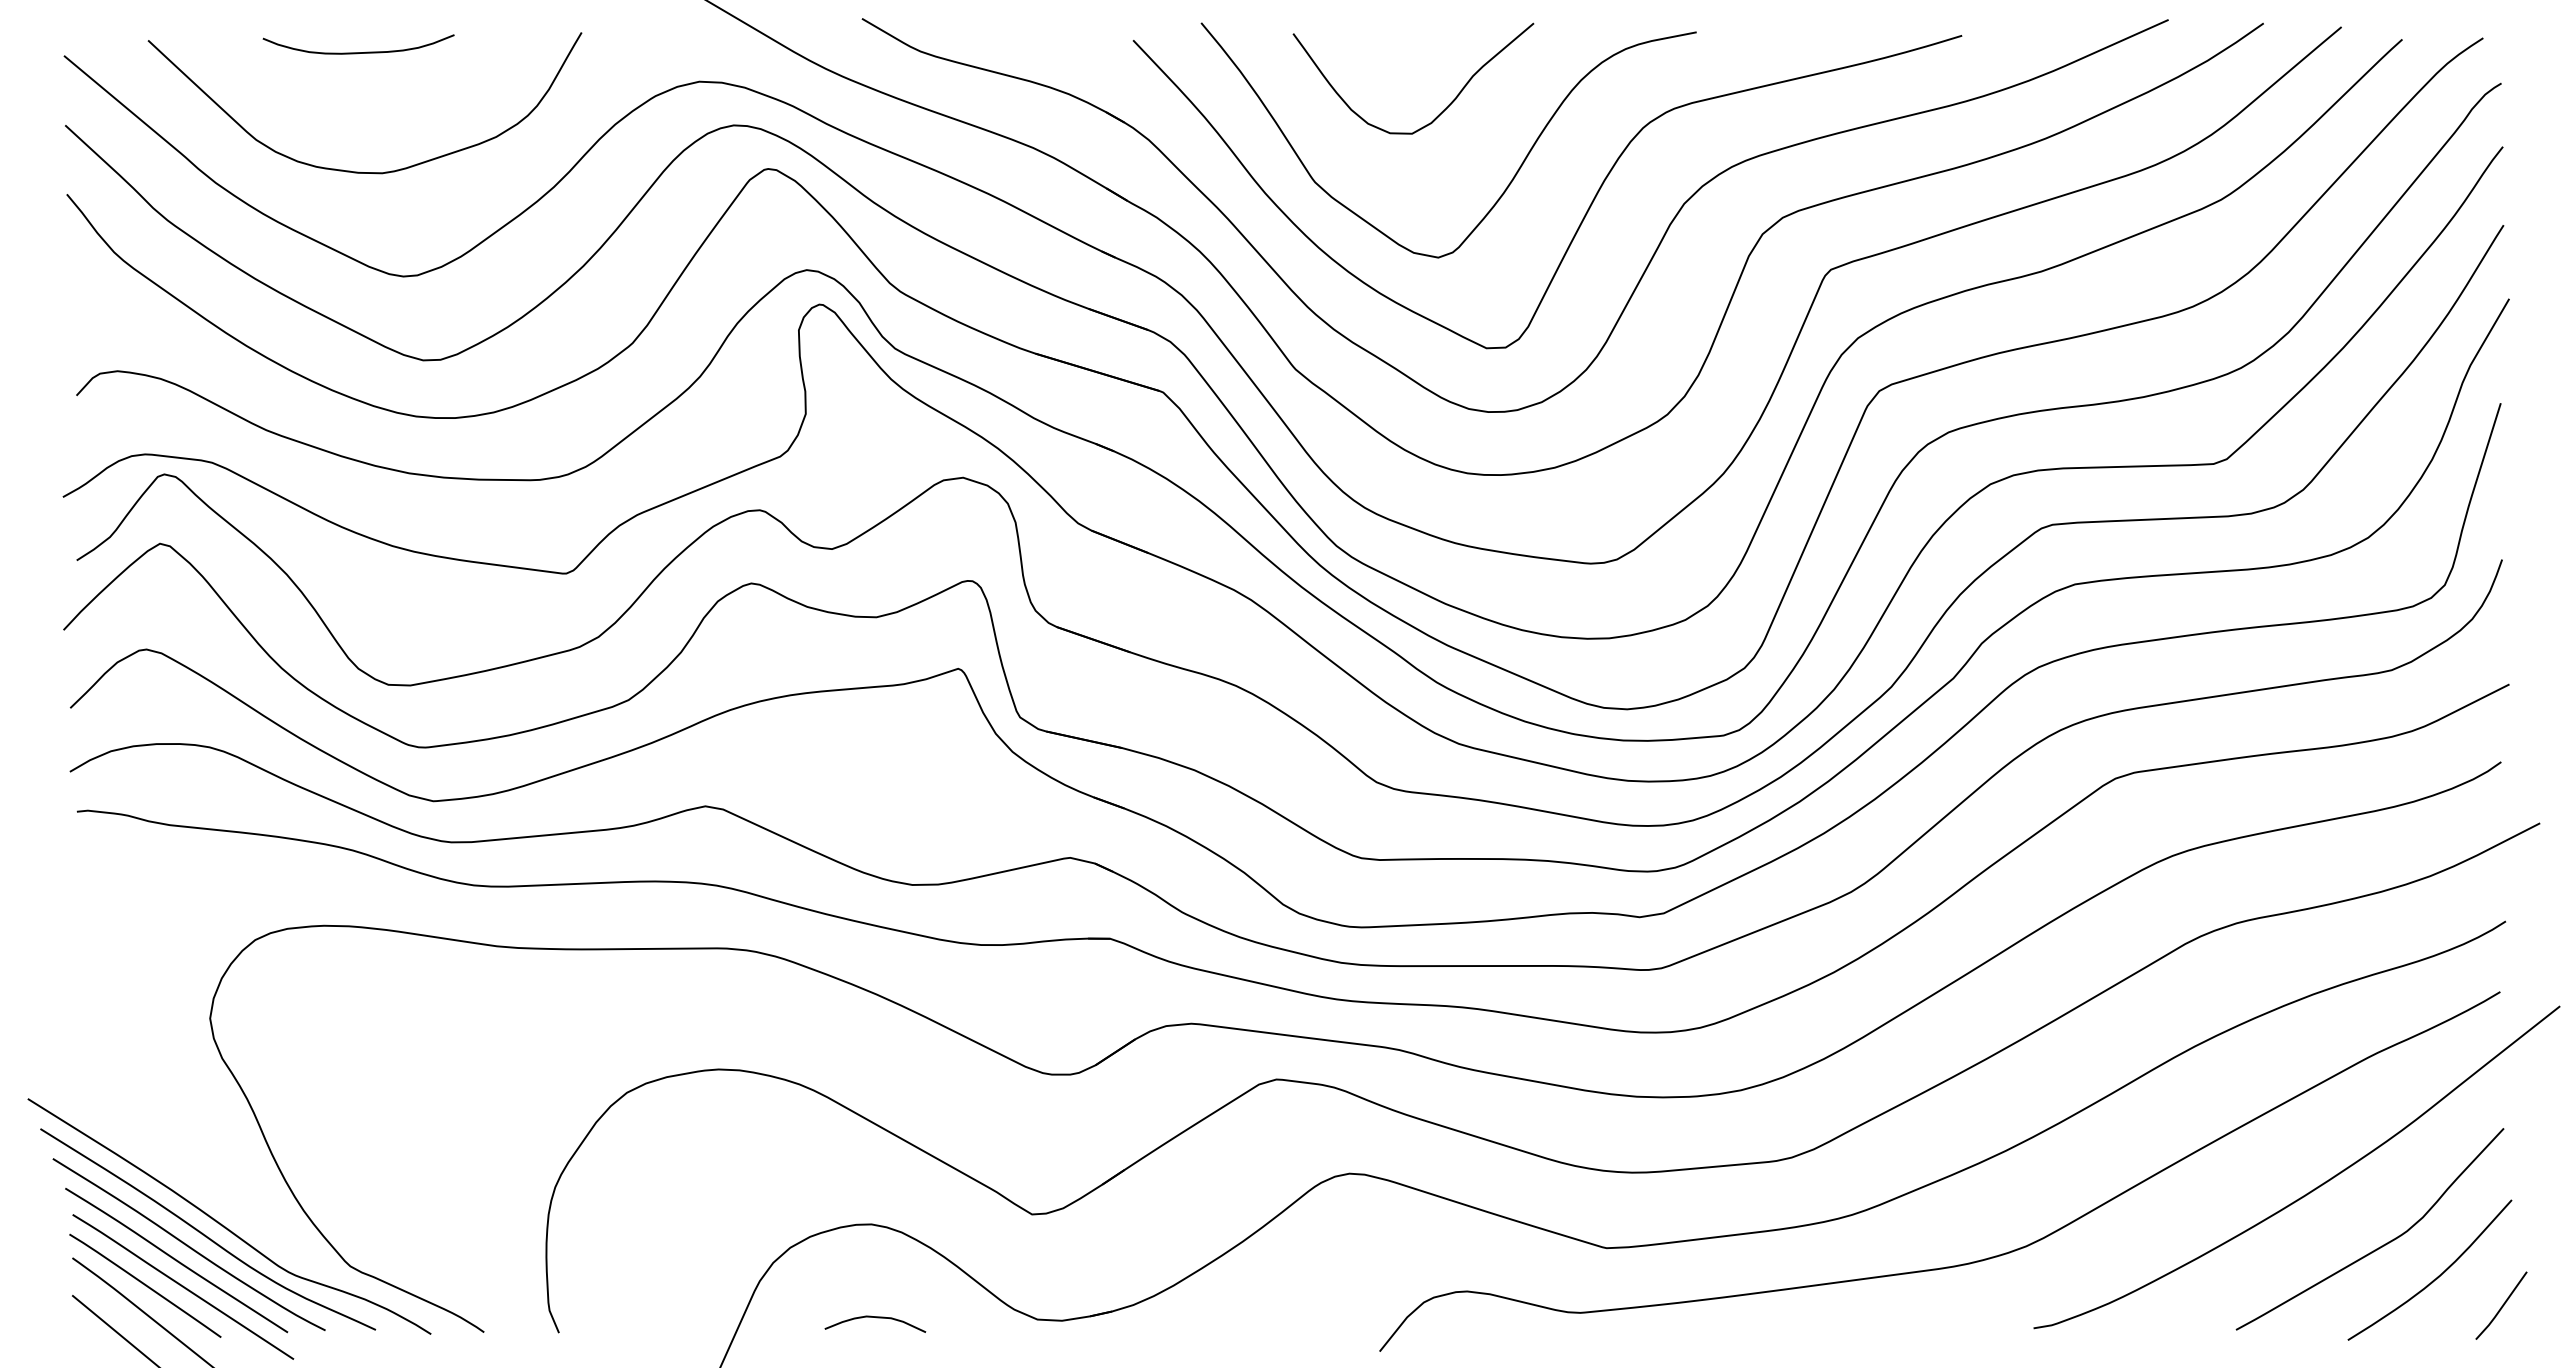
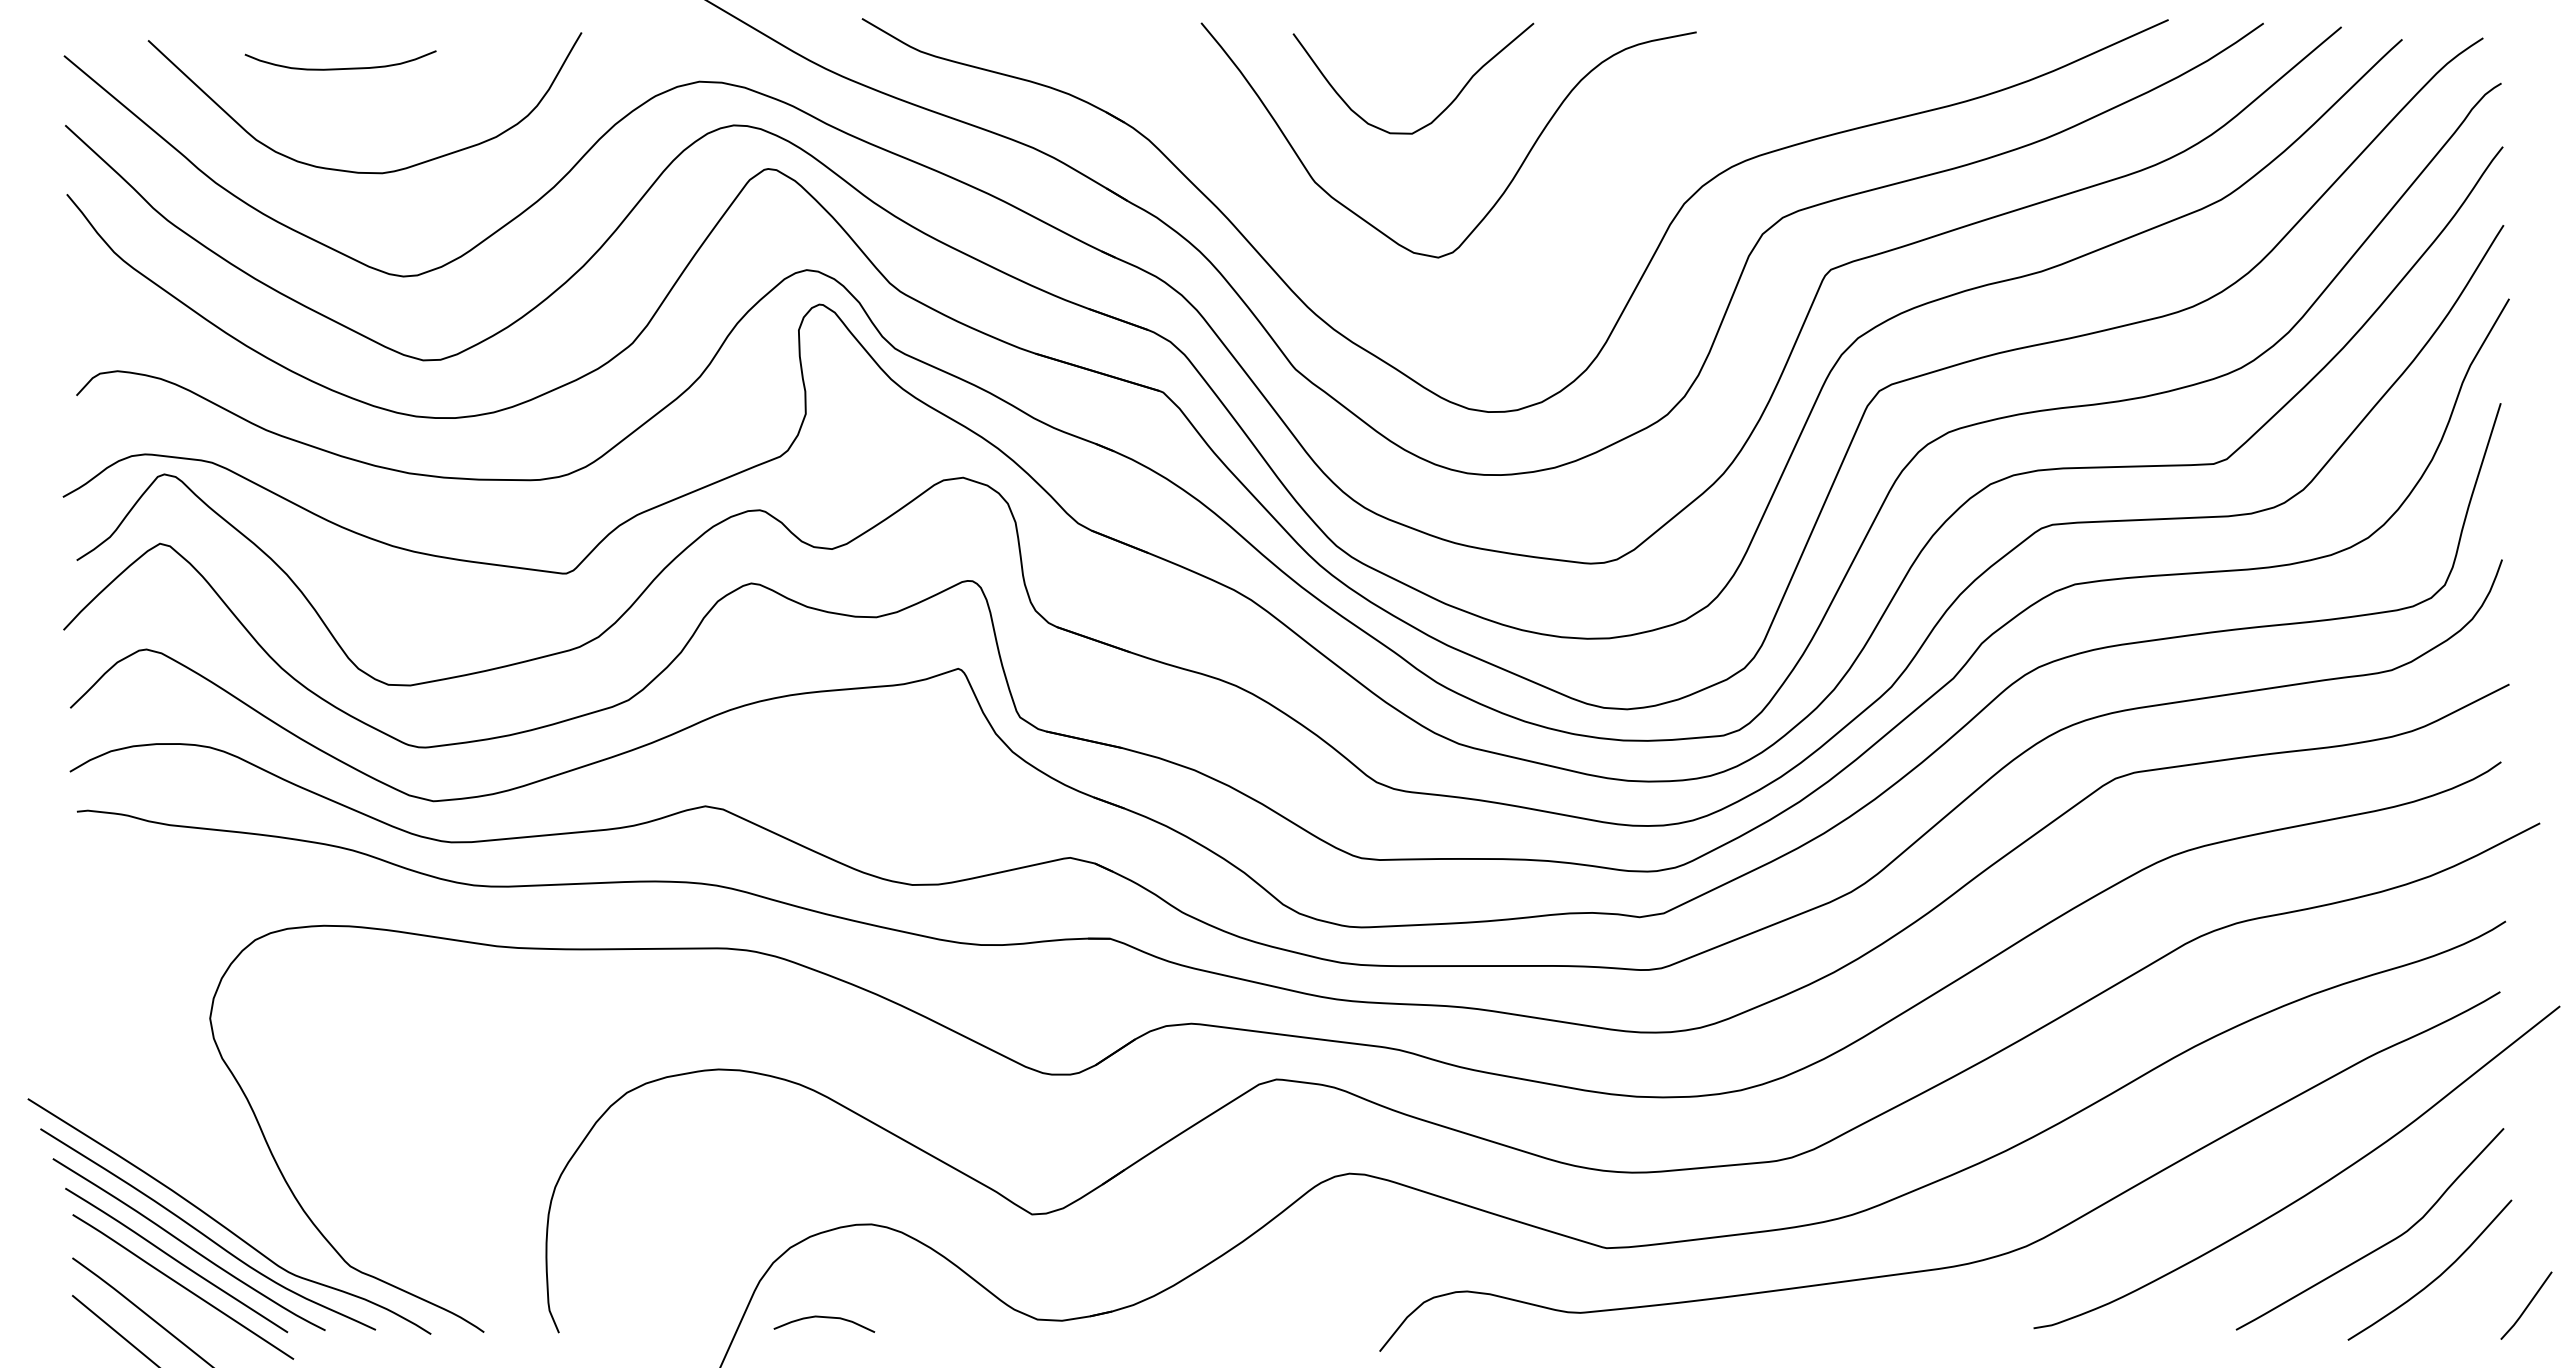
curve position: (358, 52) -> (340, 68) (340, 68)
curve: present -> none (1583, 216)
curve: present -> none (145, 1285)
line position: (2502, 1305) -> (2527, 1305) (2527, 1305)
curve position: (876, 1318) -> (825, 1318) (825, 1318)
